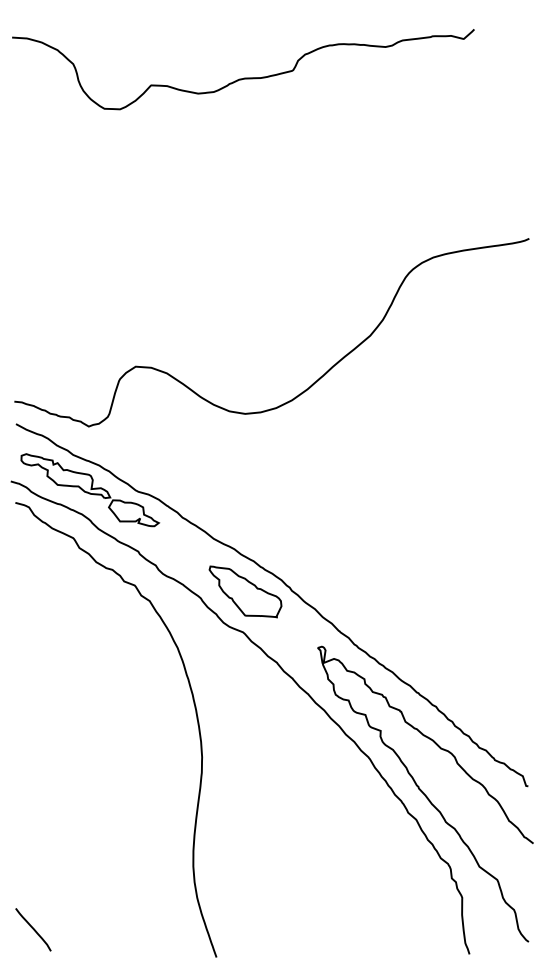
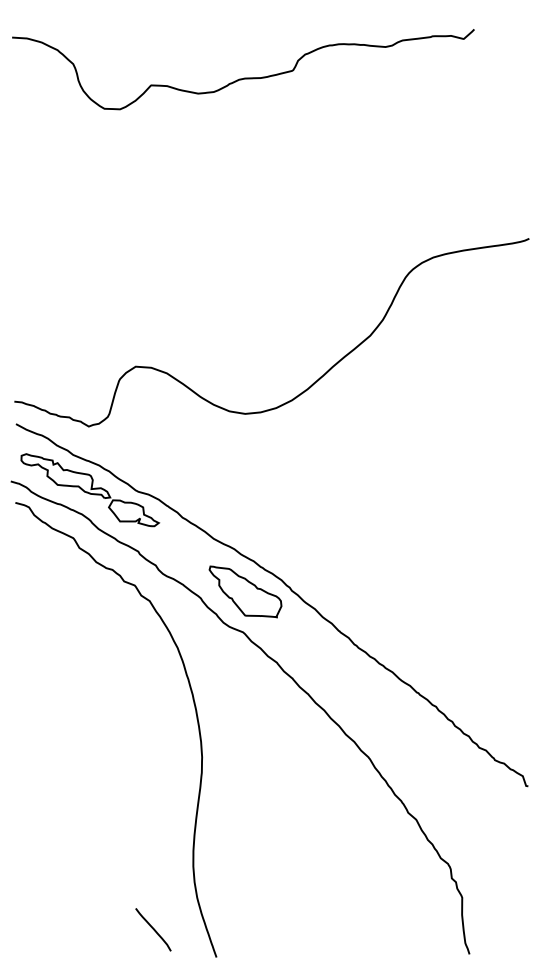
curve: present -> none (424, 793)
curve position: (33, 929) -> (153, 929) (153, 929)
